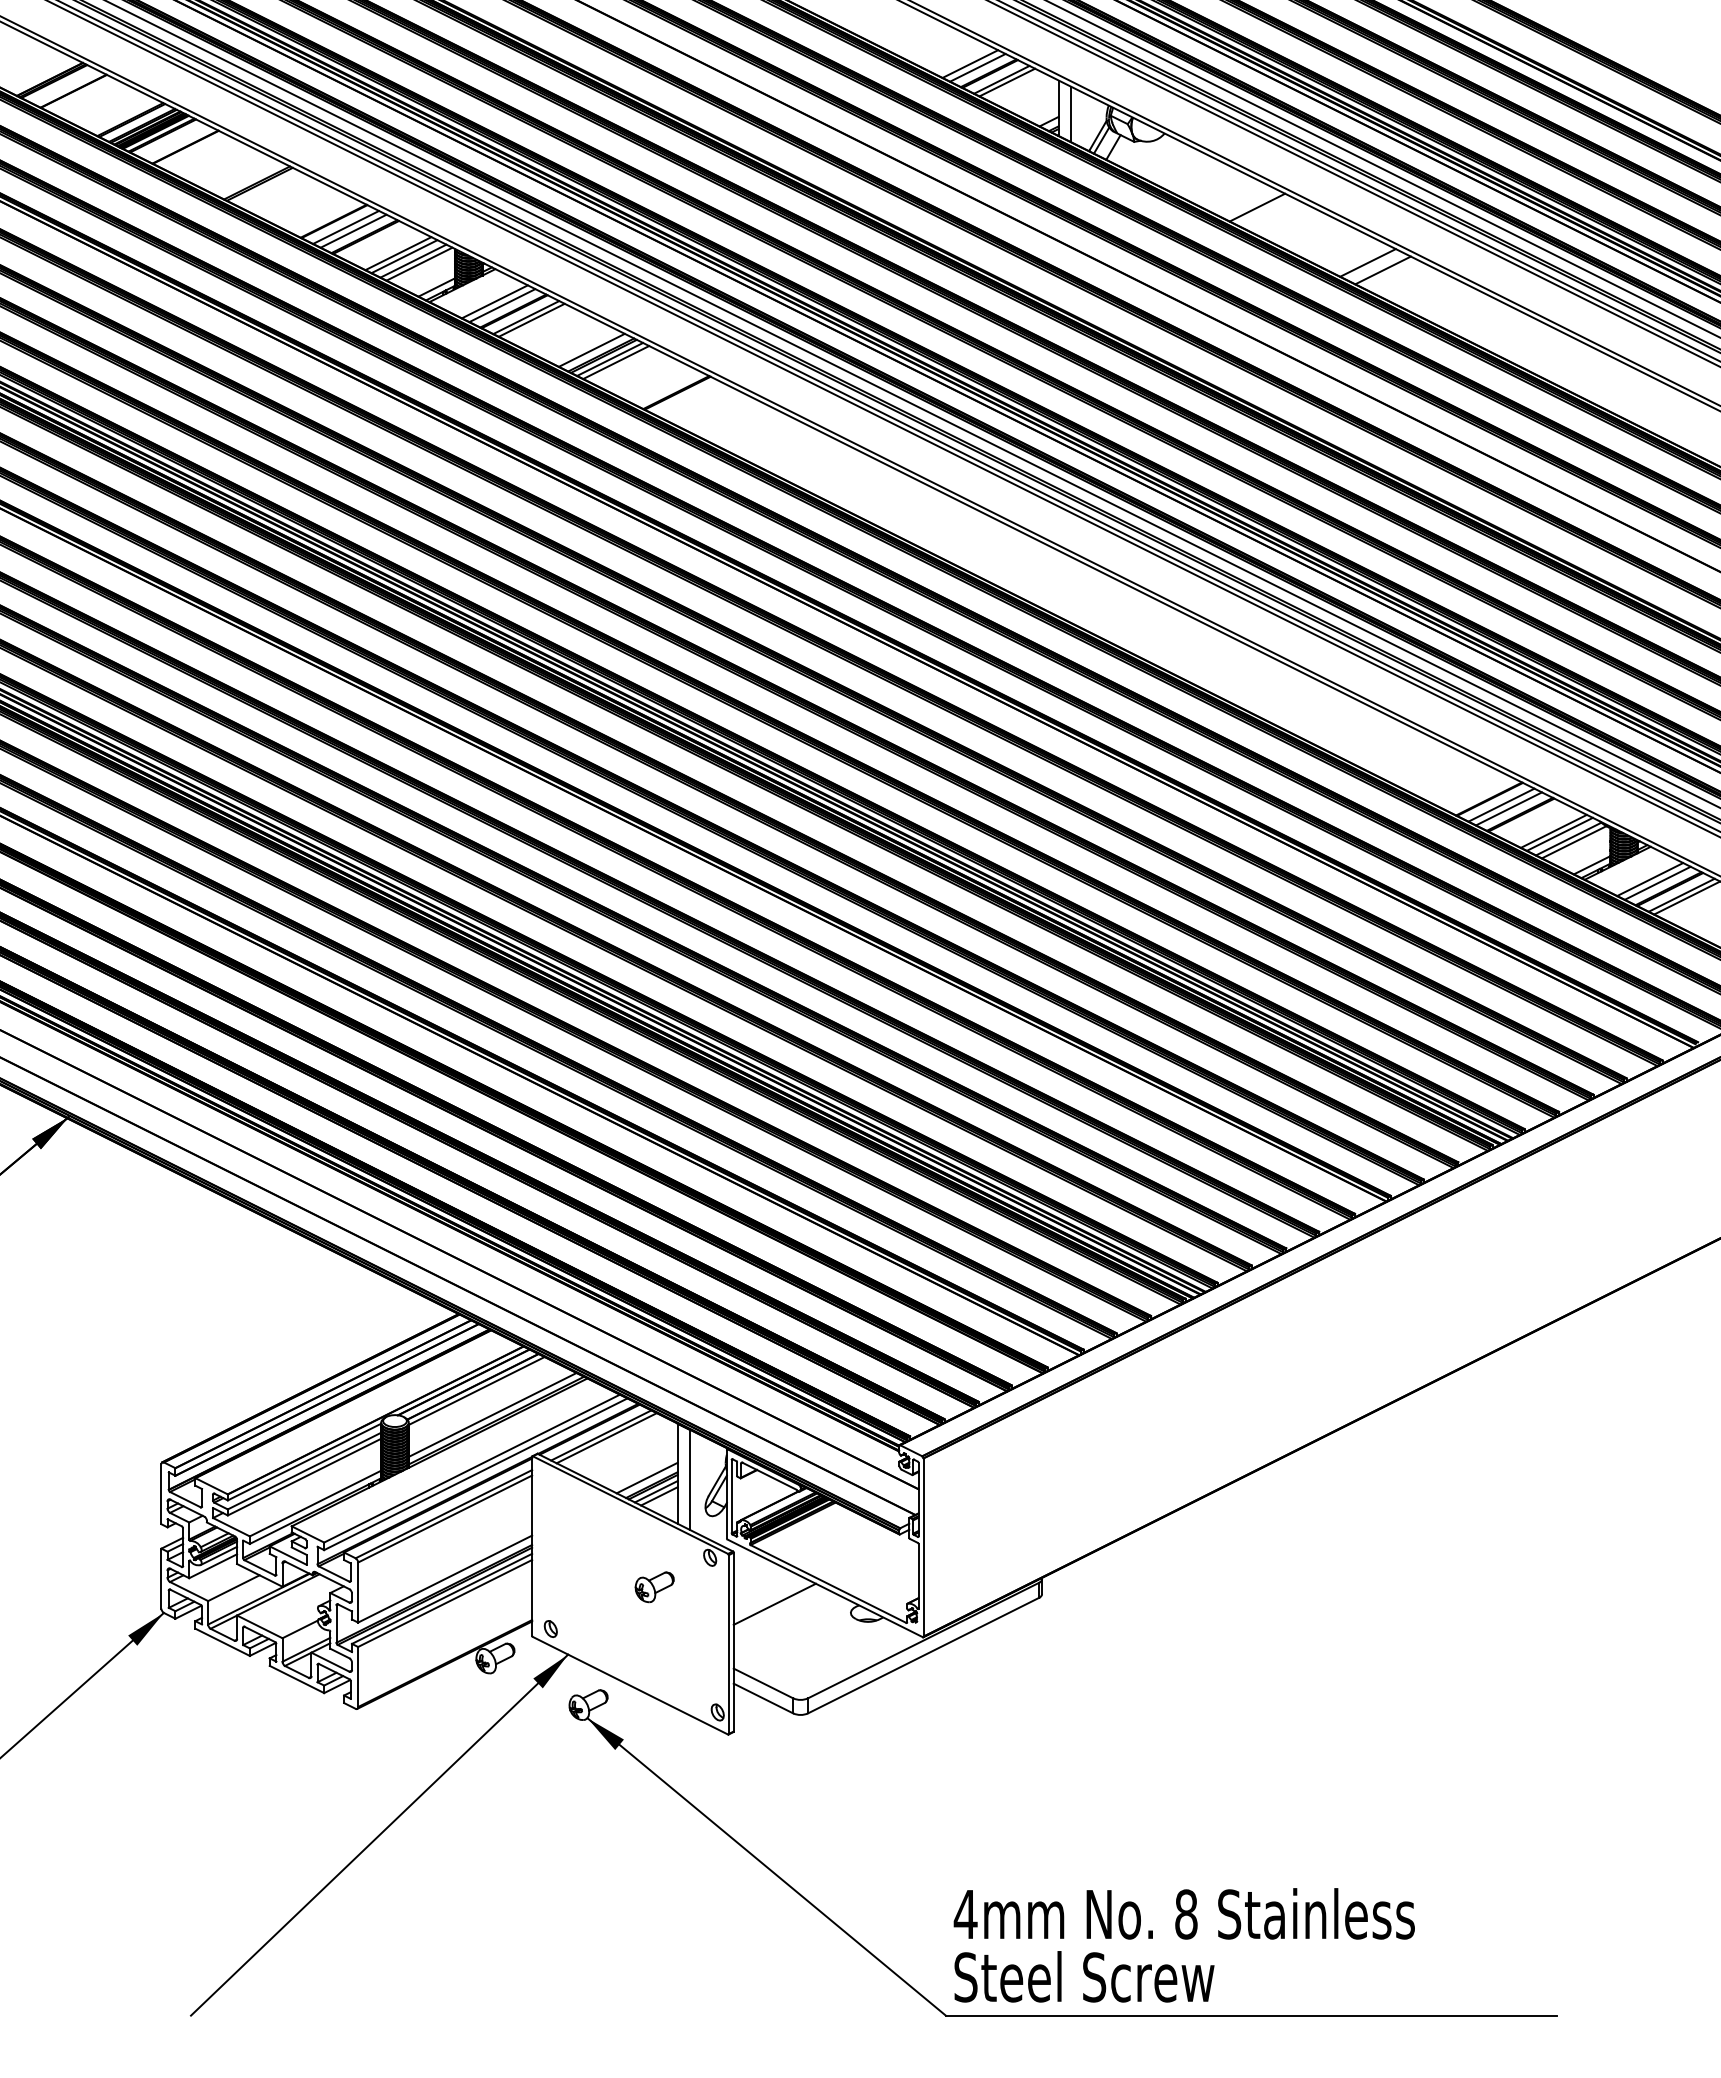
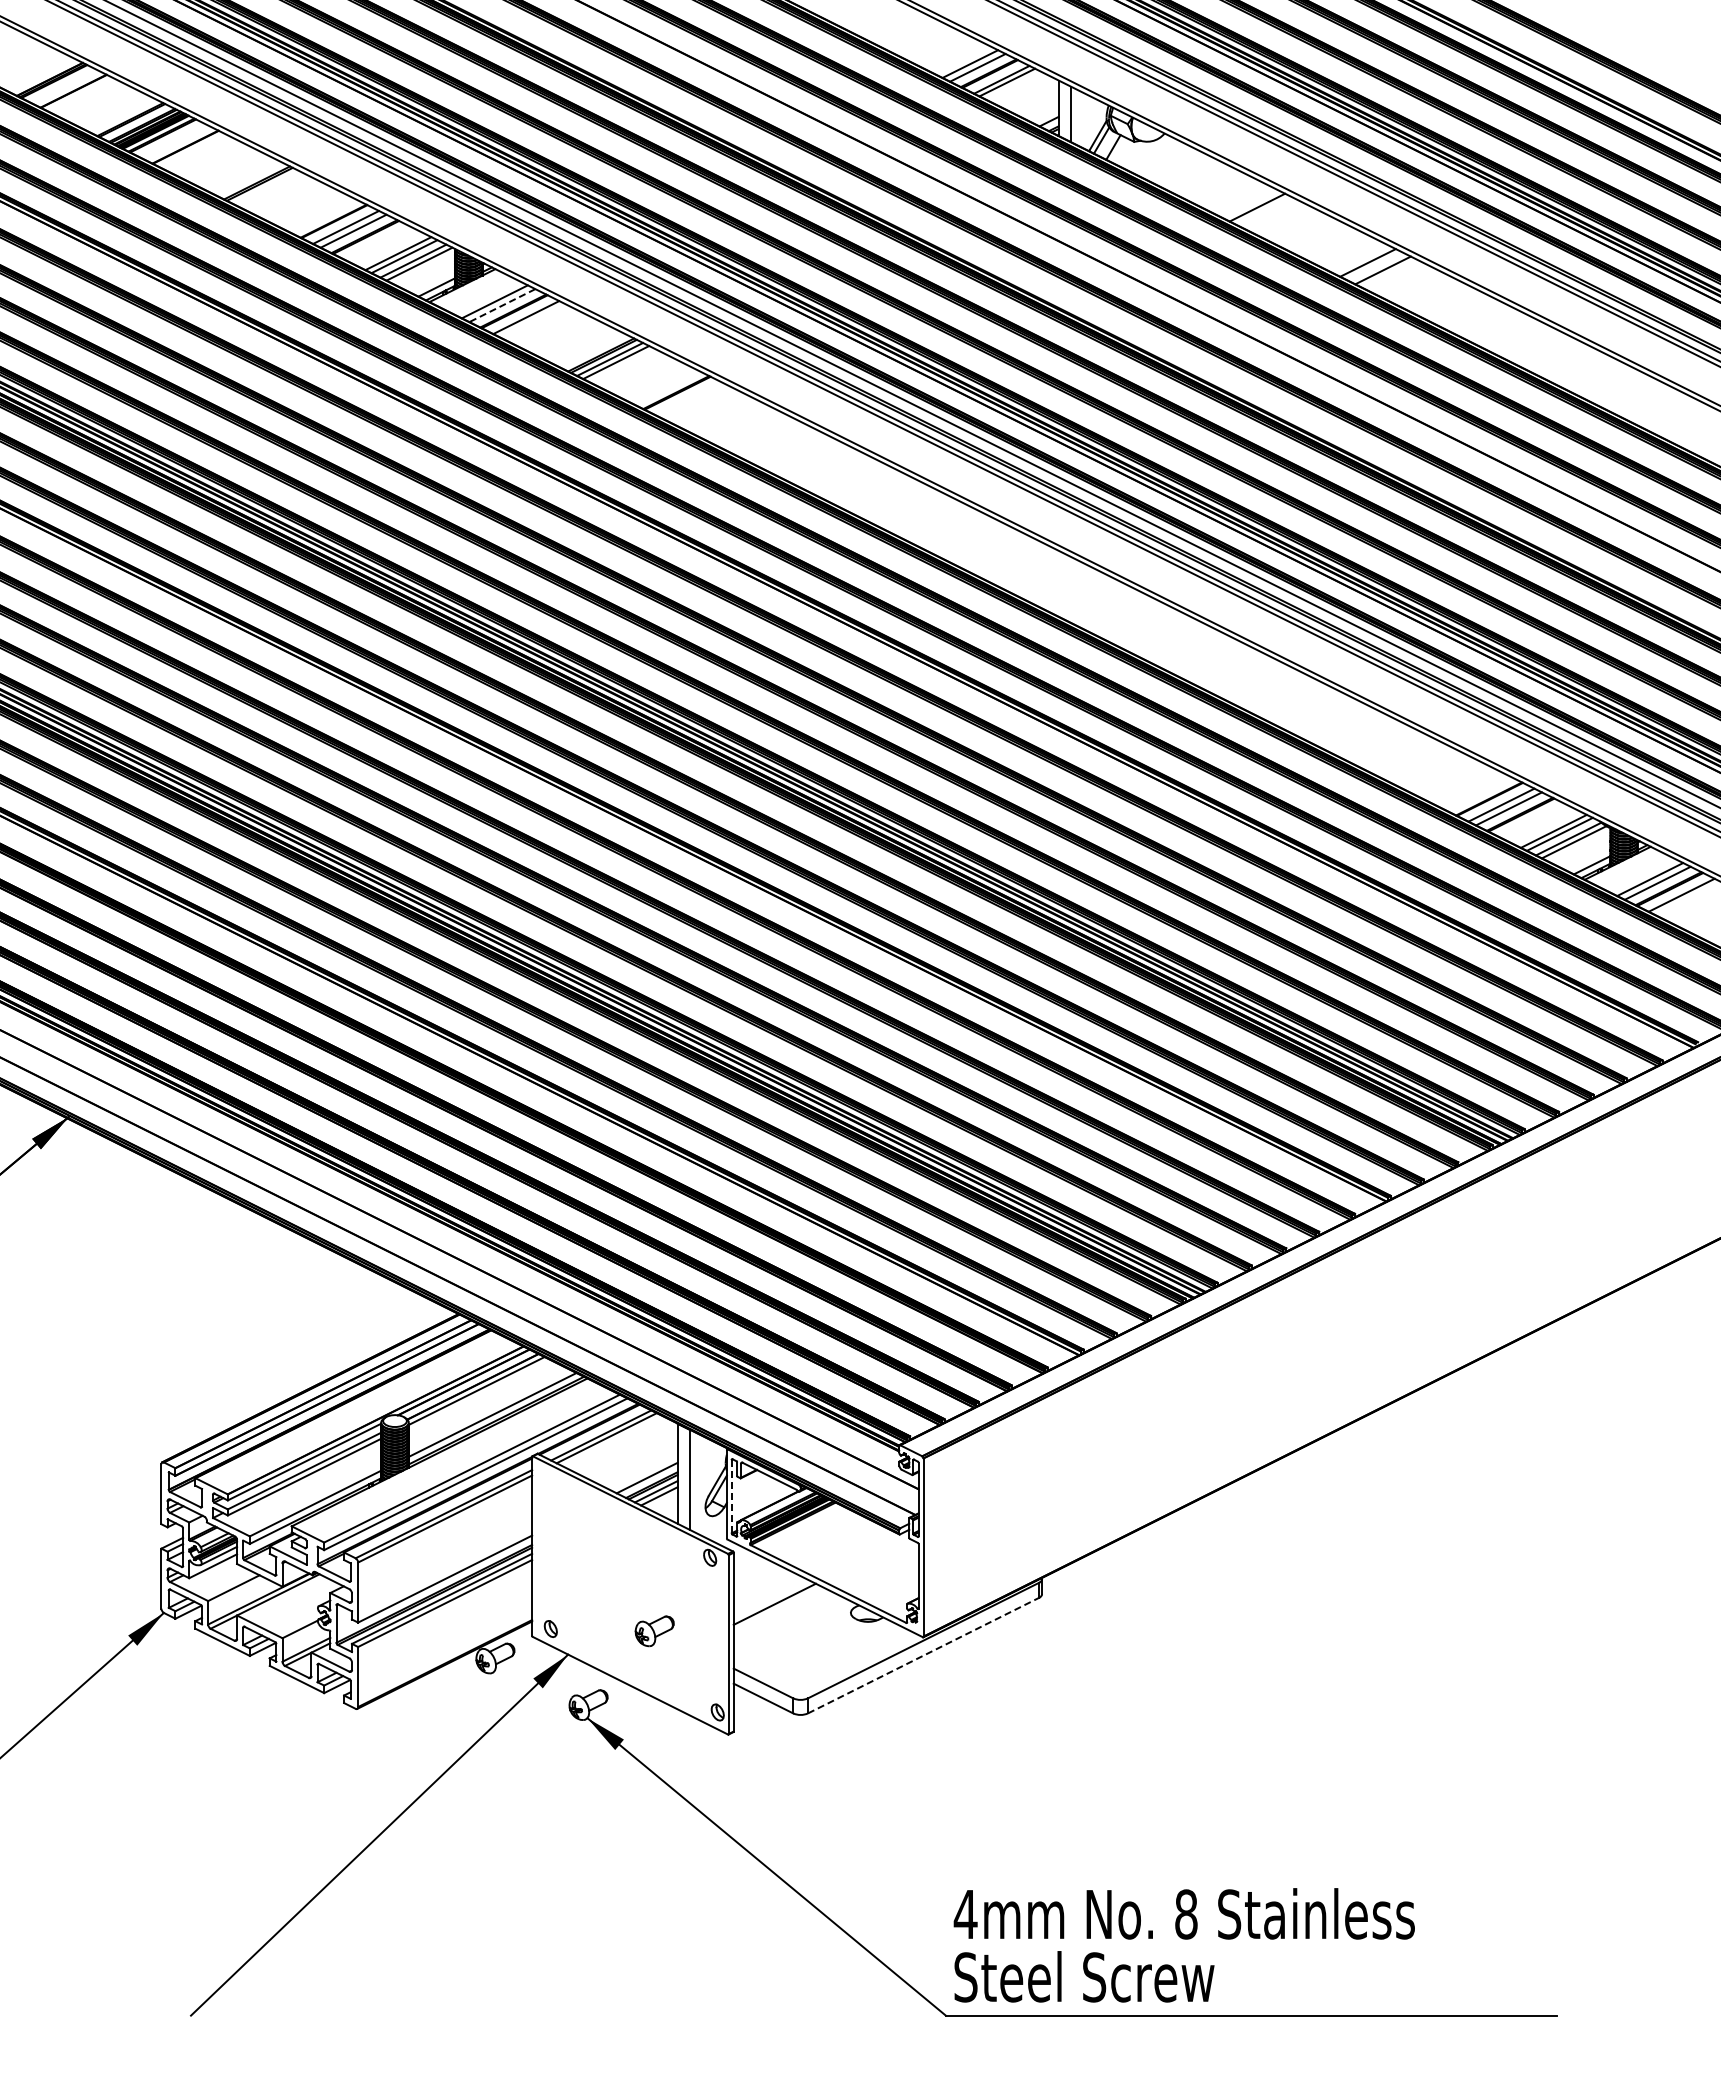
line: present -> none (1383, 169)
line: solid -> dashed (502, 305)
line: present -> none (531, 319)
line: present -> none (591, 349)
line: present -> none (1685, 898)
line: solid -> dashed (731, 1496)
part position: (654, 1587) -> (654, 1631) (654, 1631)
line: solid -> dashed (923, 1655)
